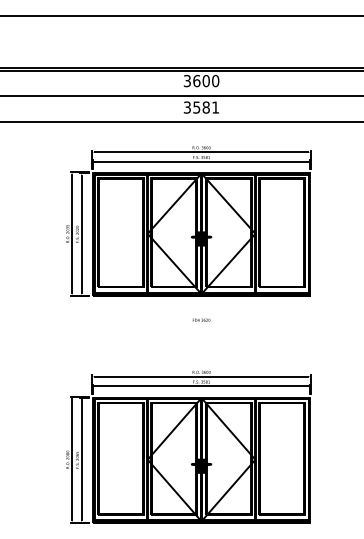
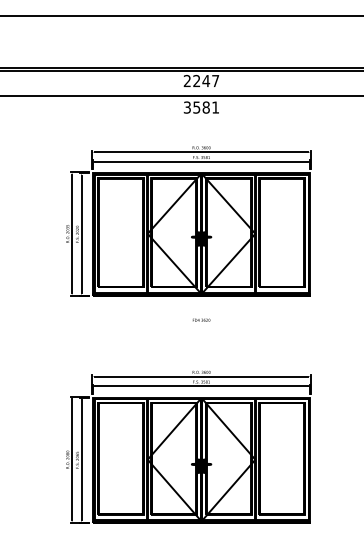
text: 3600 -> 2247 (201, 80)
line: present -> none (181, 121)
